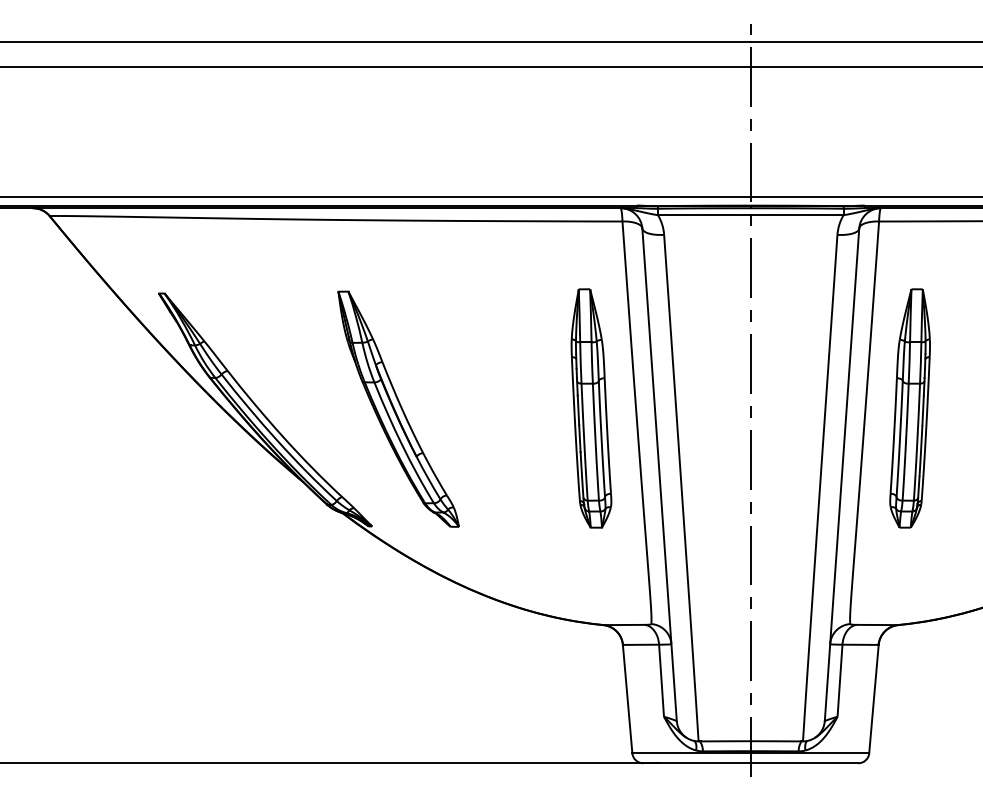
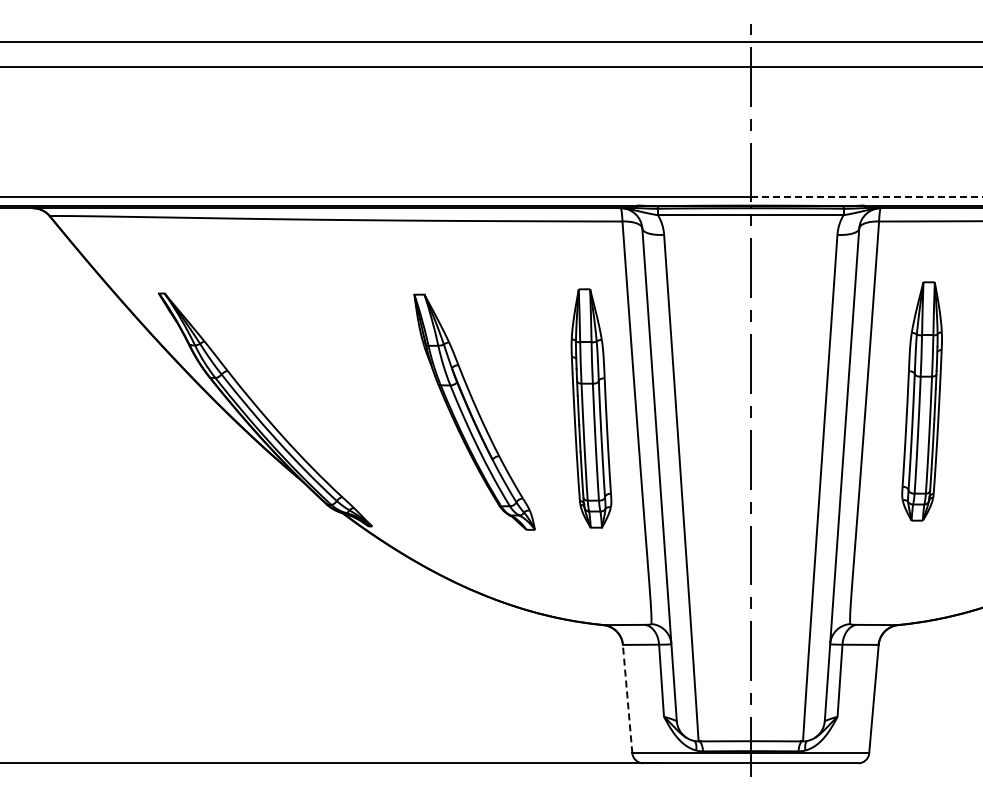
line: solid -> dashed (866, 197)
part position: (398, 408) -> (474, 411) (474, 411)
part position: (909, 408) -> (921, 401) (921, 401)
line: solid -> dashed (627, 698)
